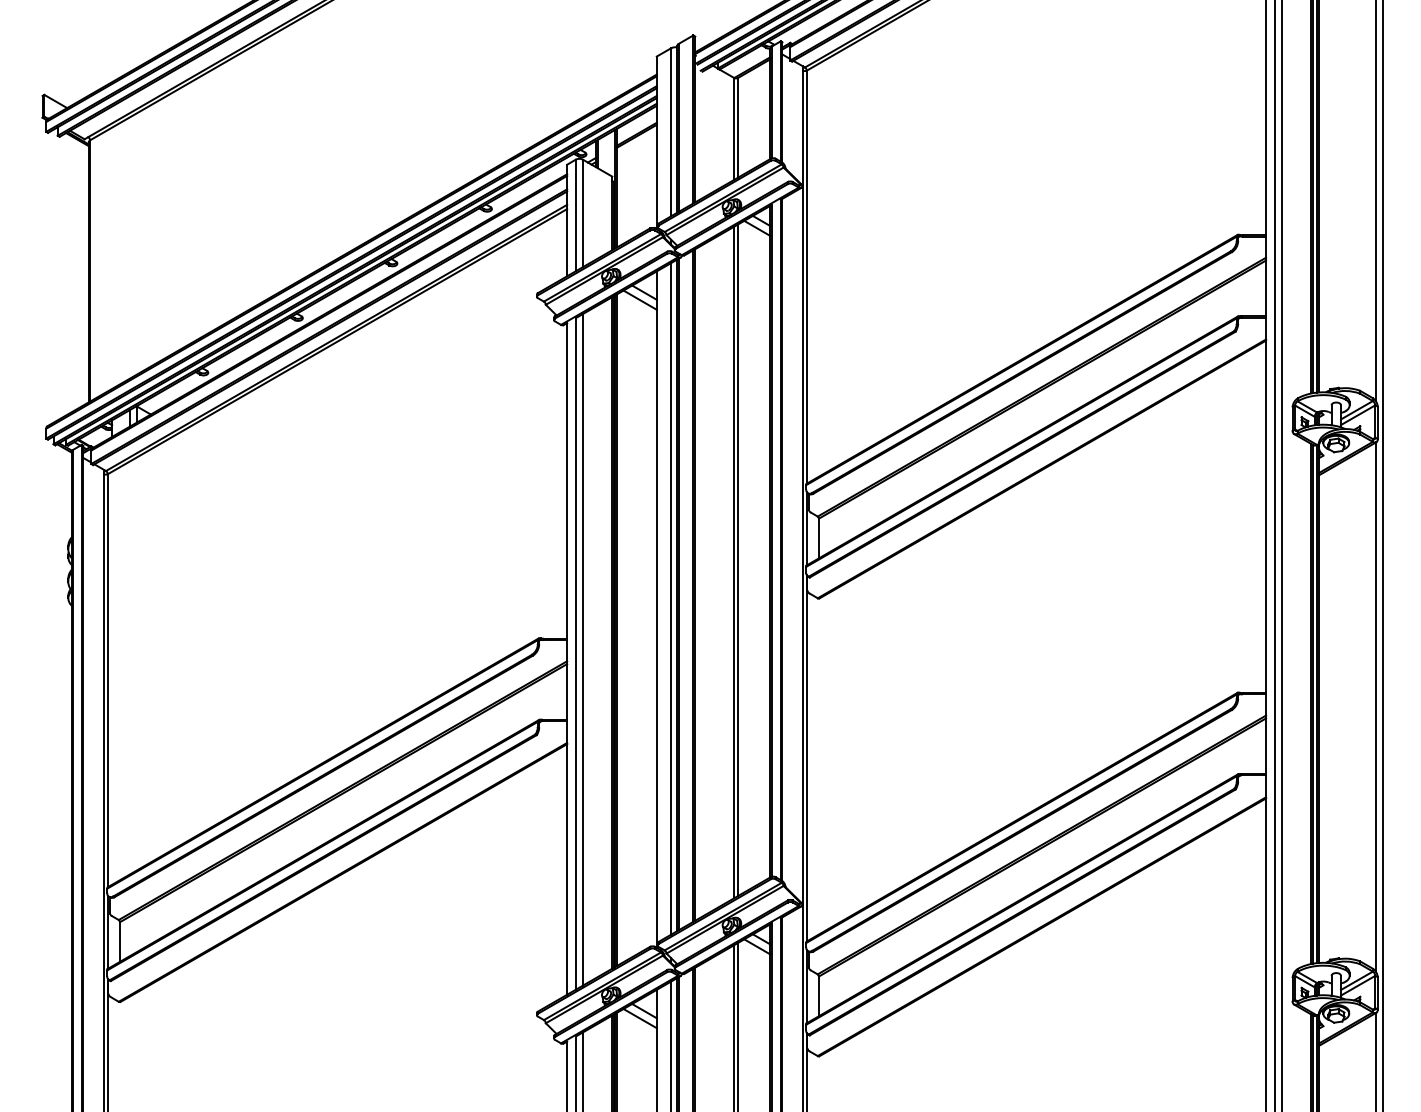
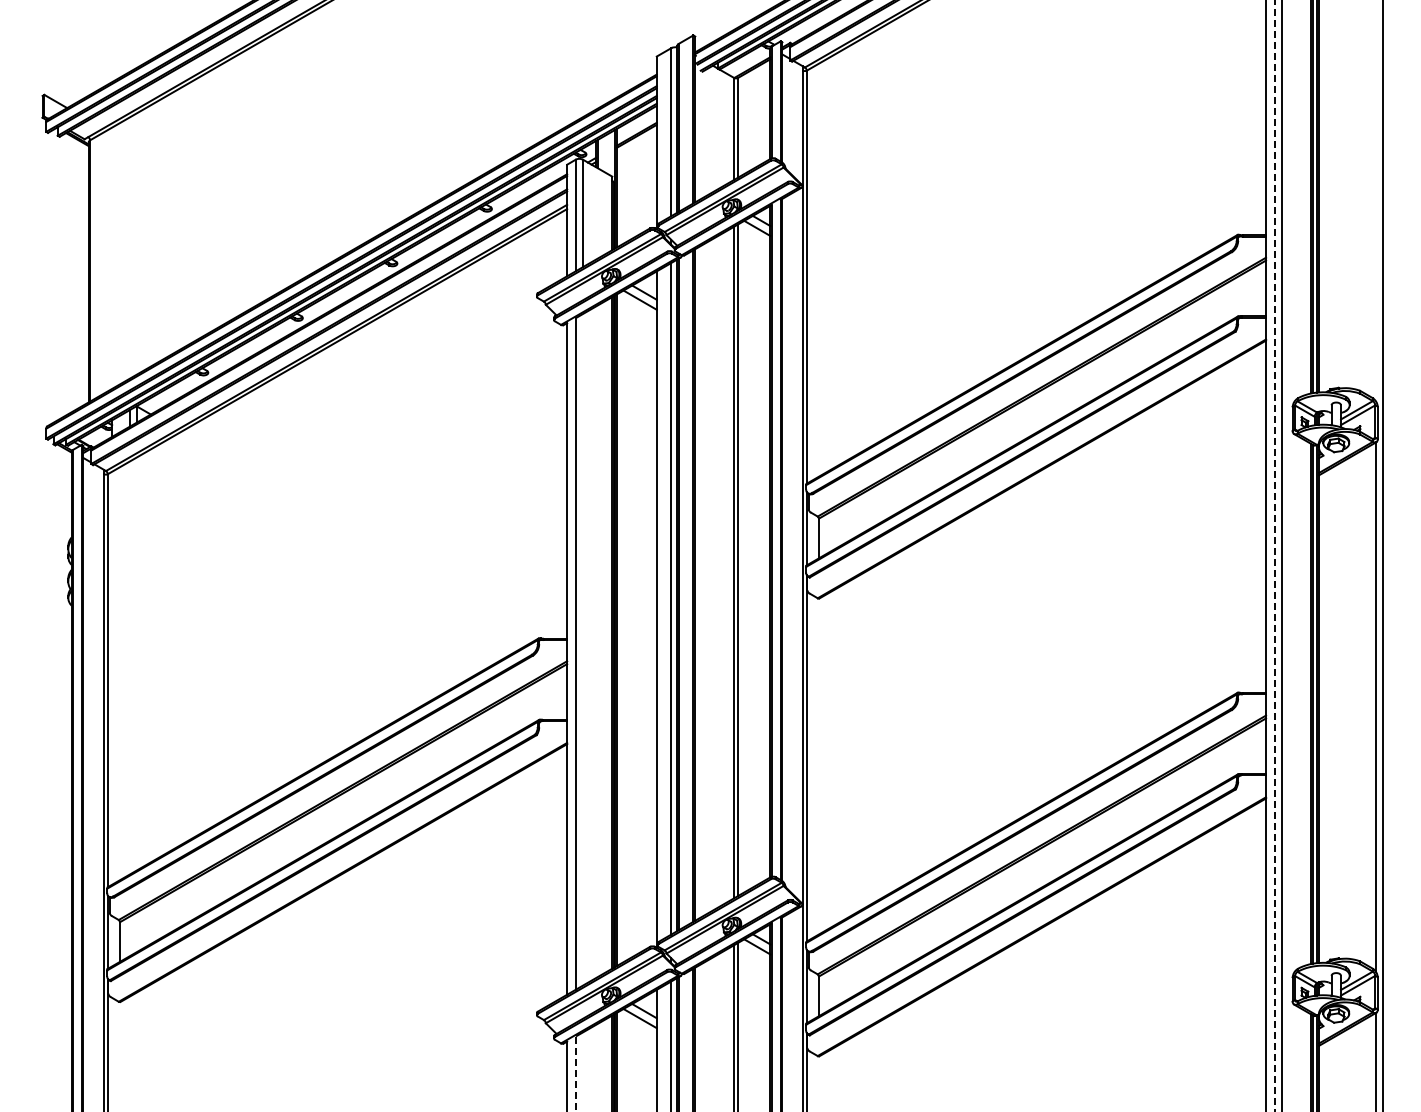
line: present -> none (1375, 201)
line: solid -> dashed (1274, 556)
line: present -> none (583, 649)
line: present -> none (583, 1070)
line: solid -> dashed (575, 1074)
